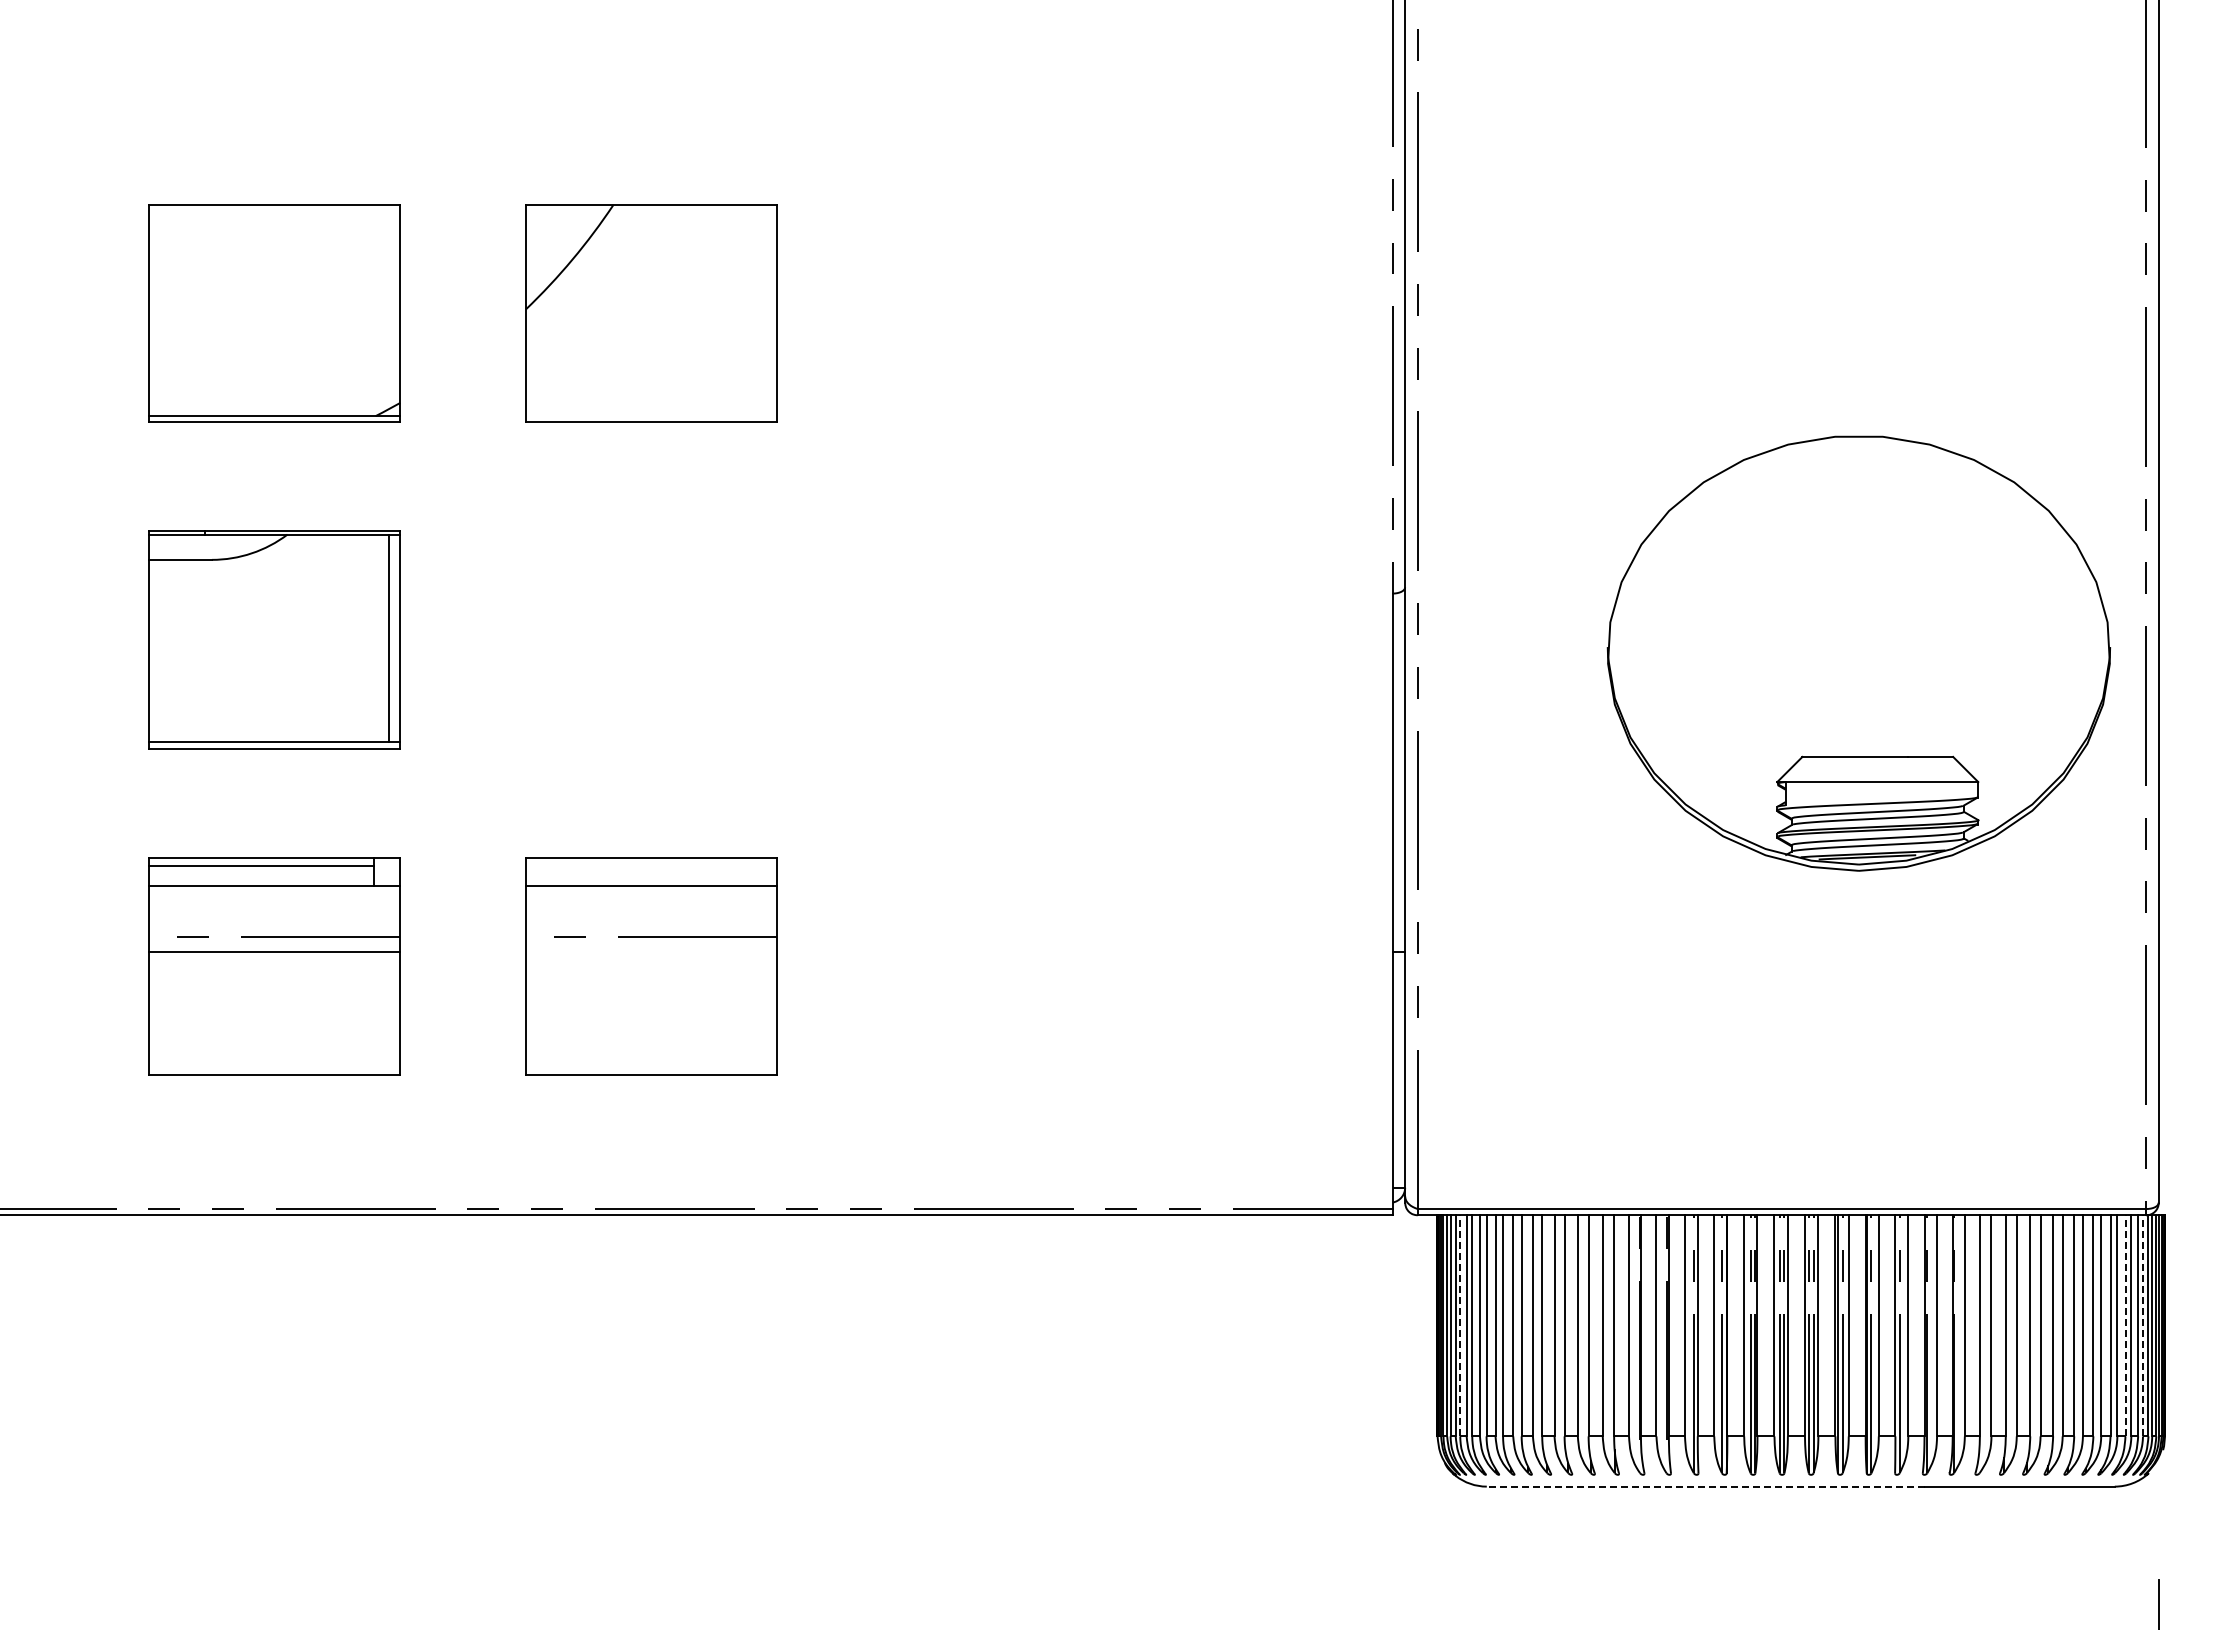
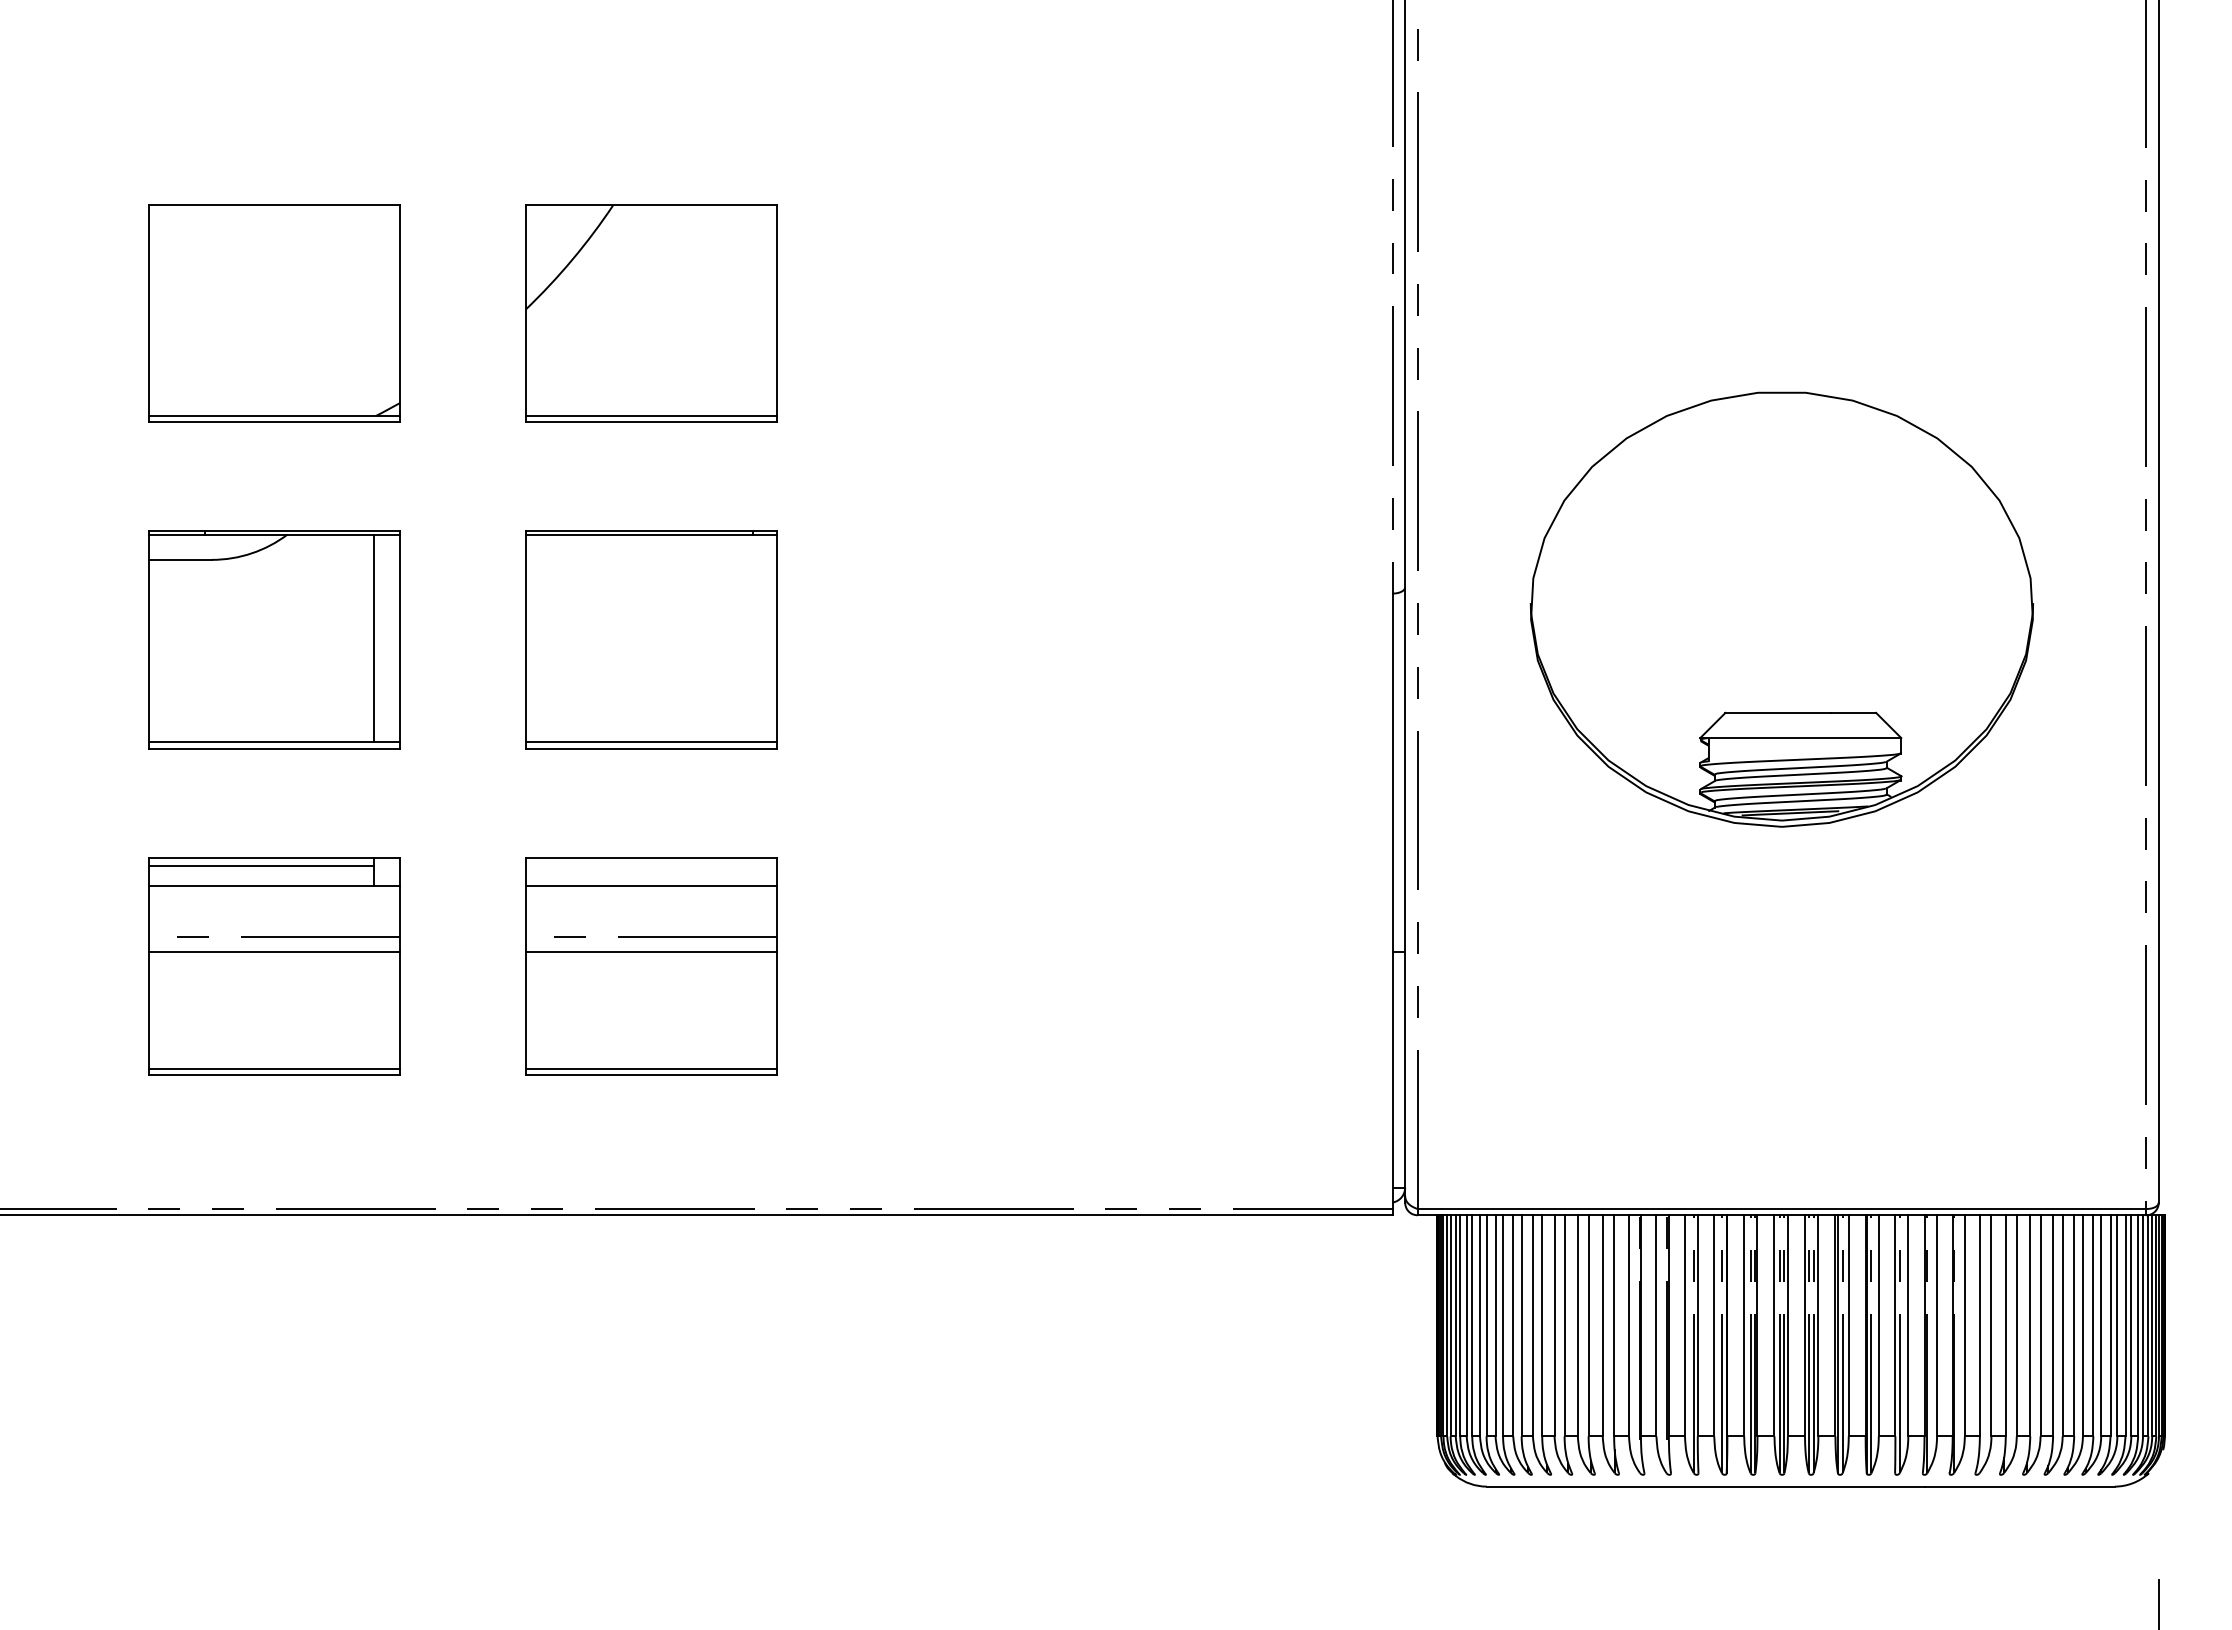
line: none -> present (651, 416)
line position: (388, 638) -> (373, 638) (373, 638)
part: none -> present (651, 639)
part position: (1858, 653) -> (1781, 609) (1781, 609)
line: none -> present (651, 951)
line: none -> present (274, 1068)
line: none -> present (651, 1068)
line: dashed -> solid (1460, 1325)
line: dashed -> solid (2125, 1325)
line: dashed -> solid (2143, 1325)
line: dashed -> solid (1705, 1486)
